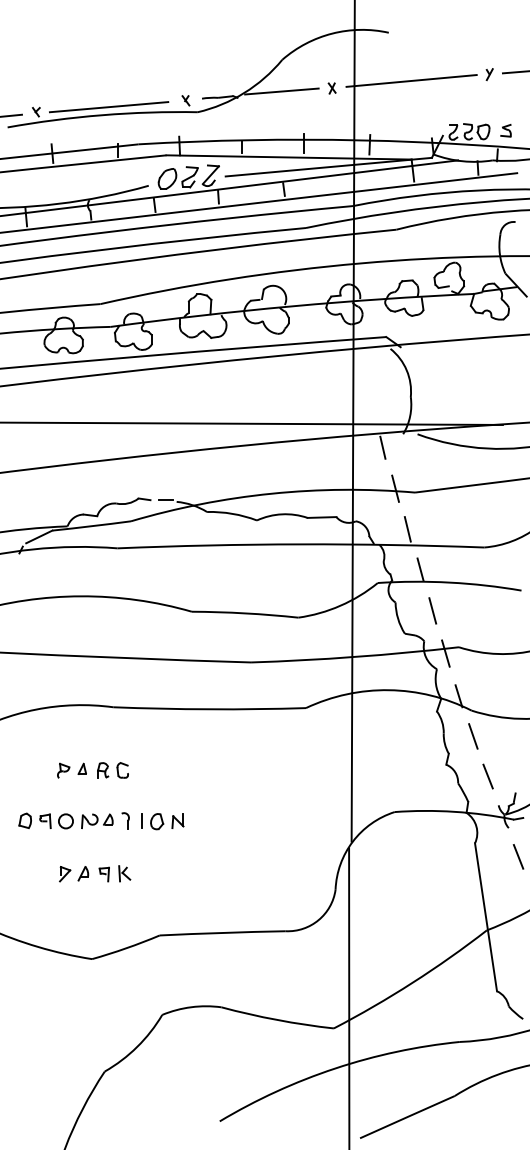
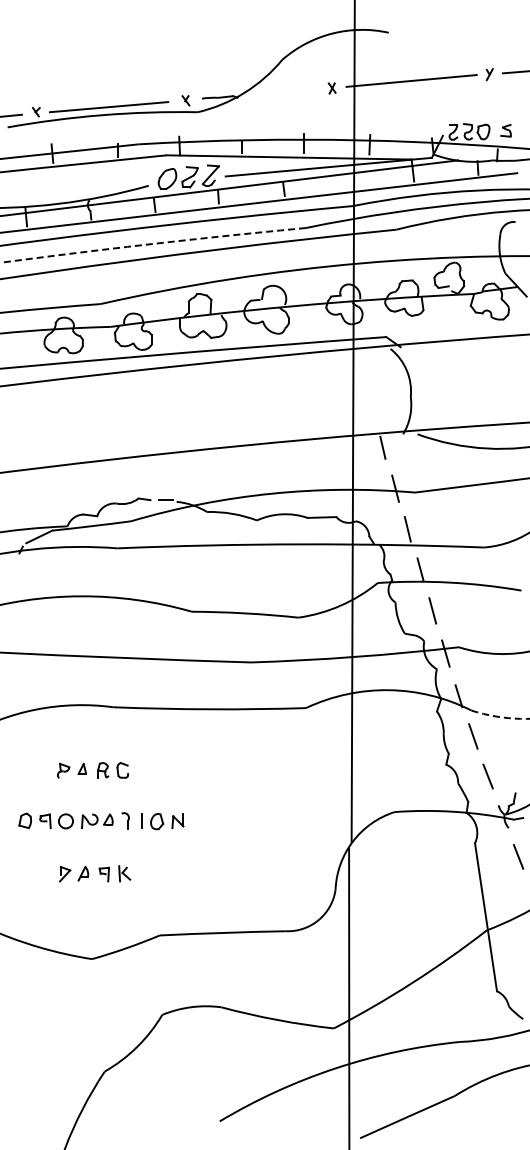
line: present -> none (281, 91)
arc: solid -> dashed (152, 243)
line: present -> none (252, 423)
arc: solid -> dashed (500, 717)
